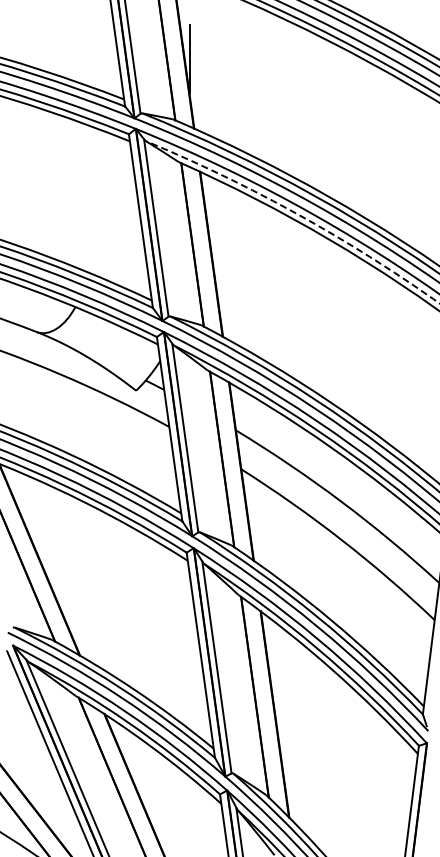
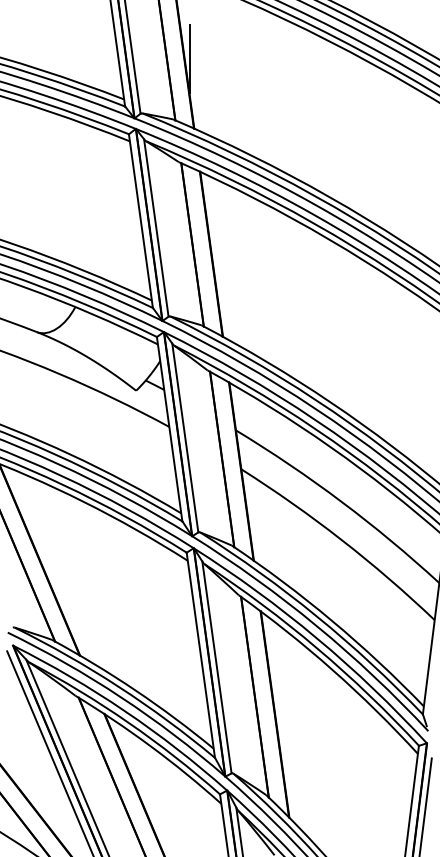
arc: dashed -> solid (297, 214)
line: none -> present (425, 805)
